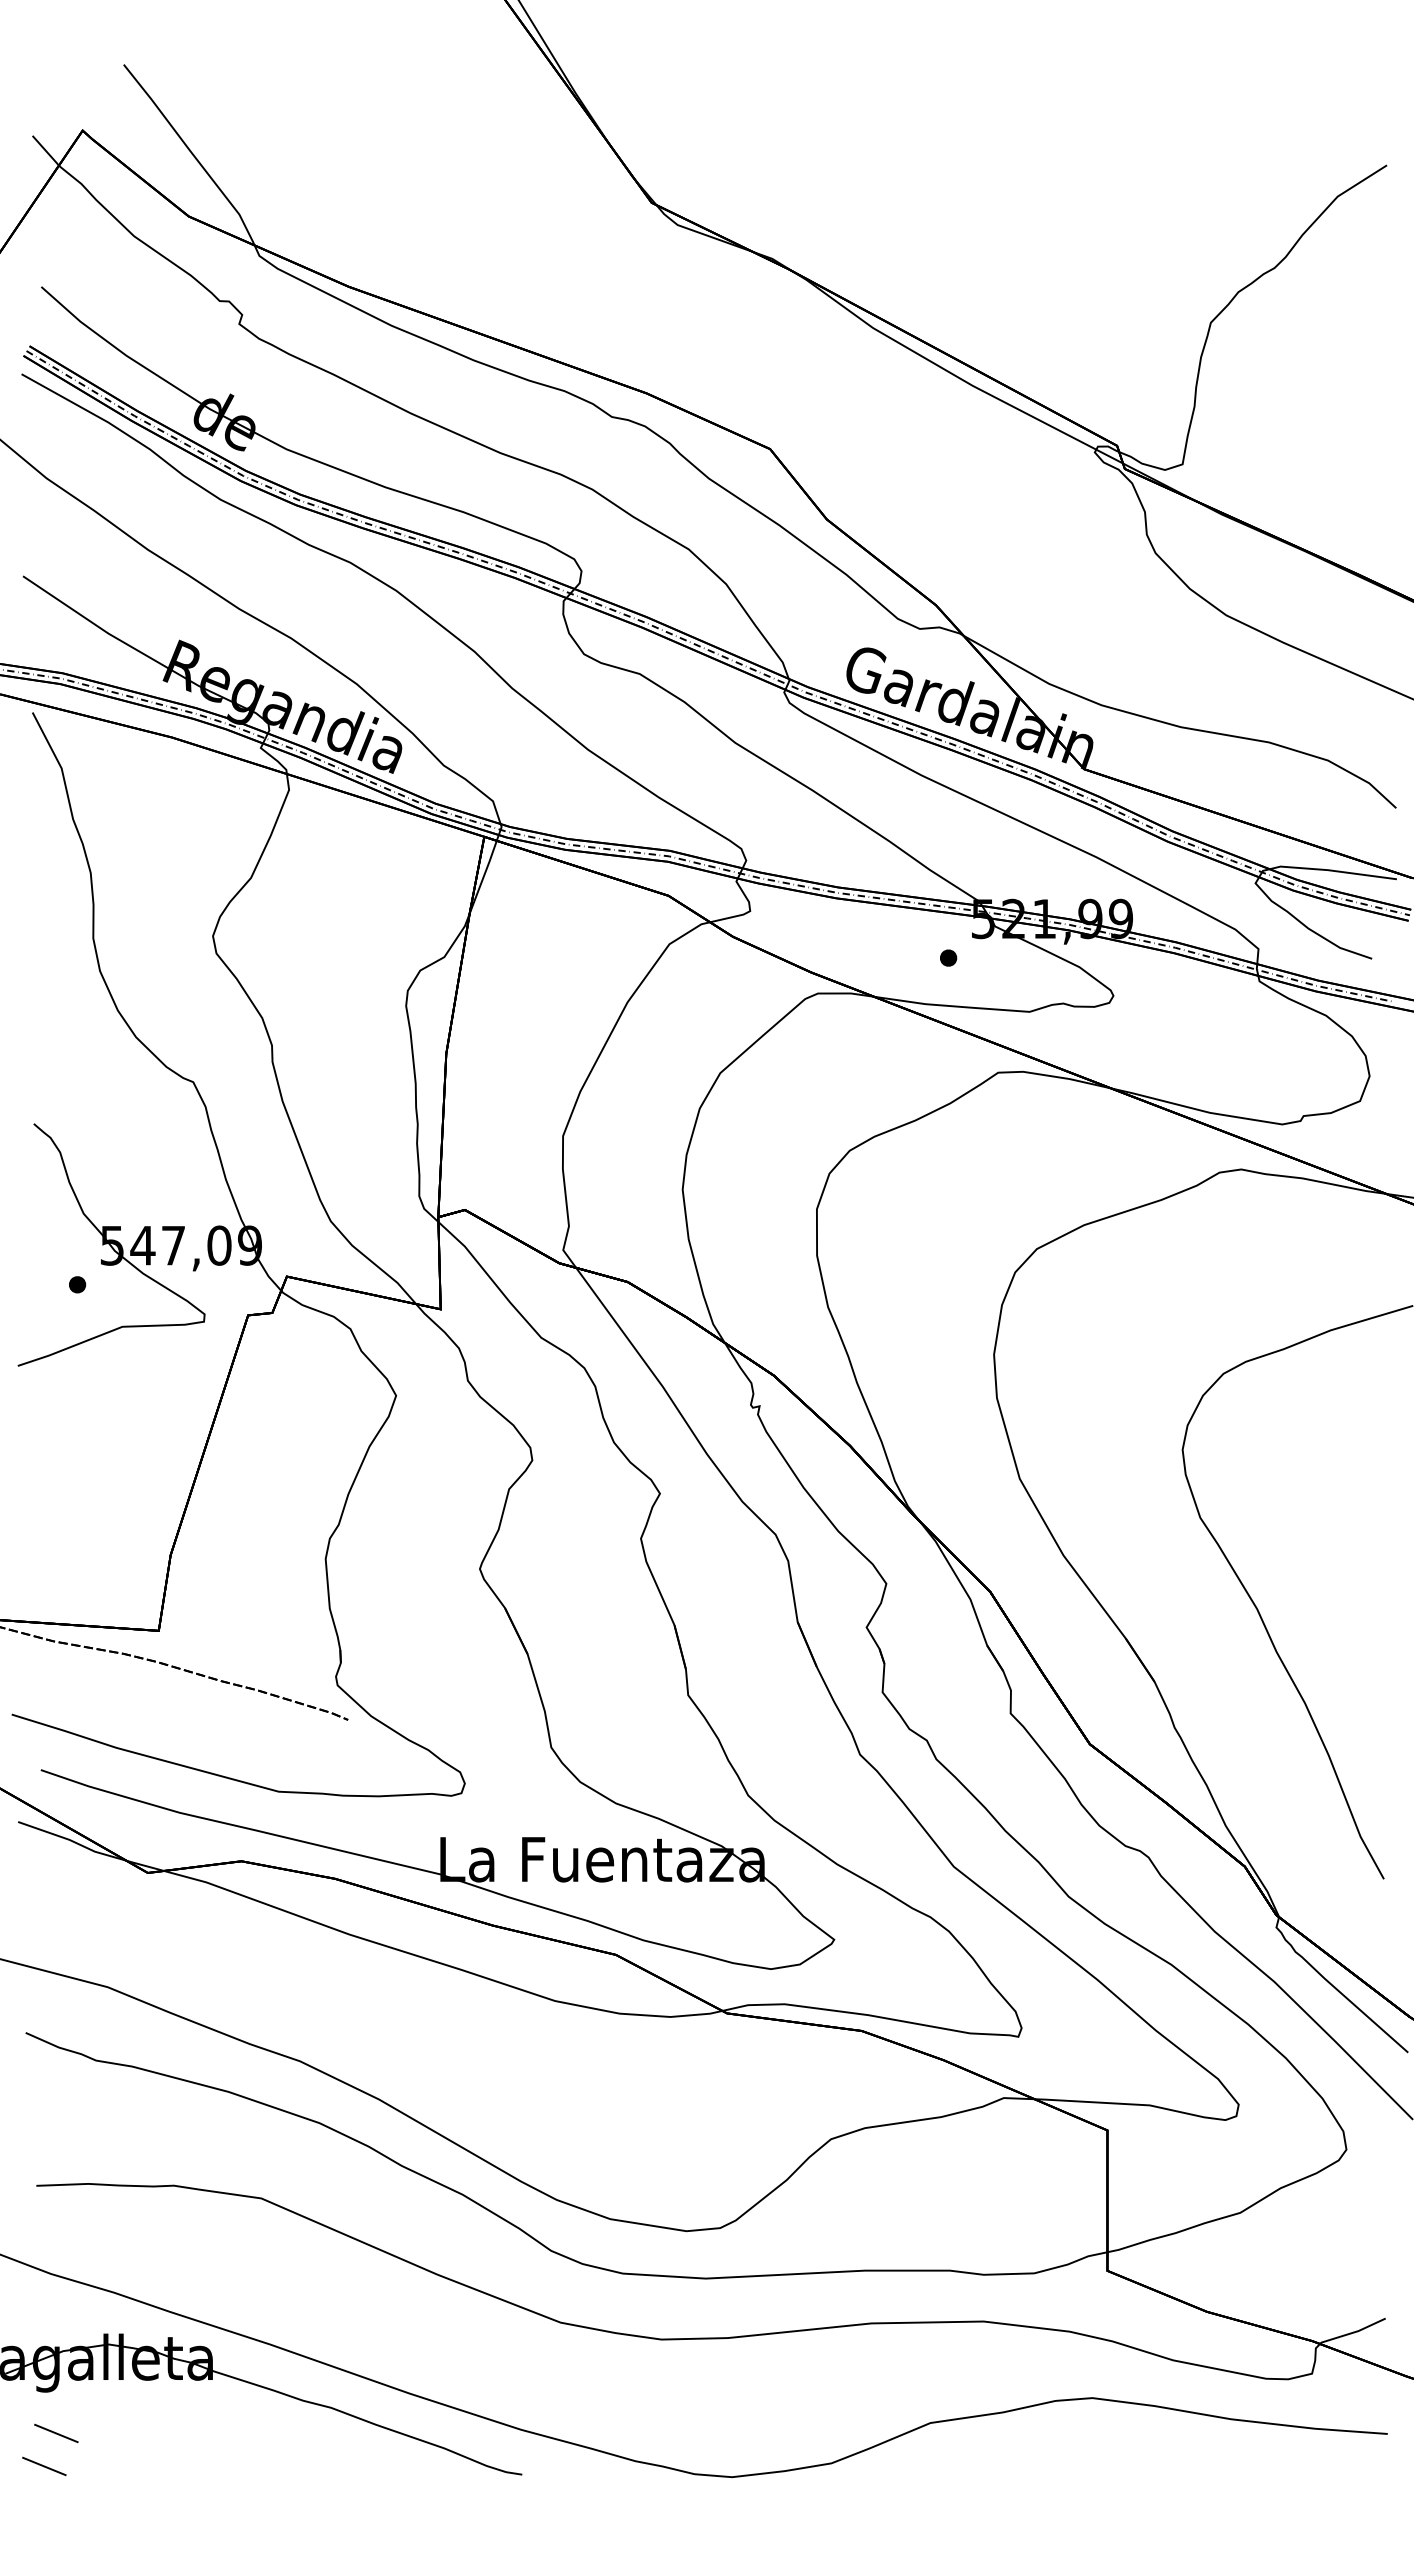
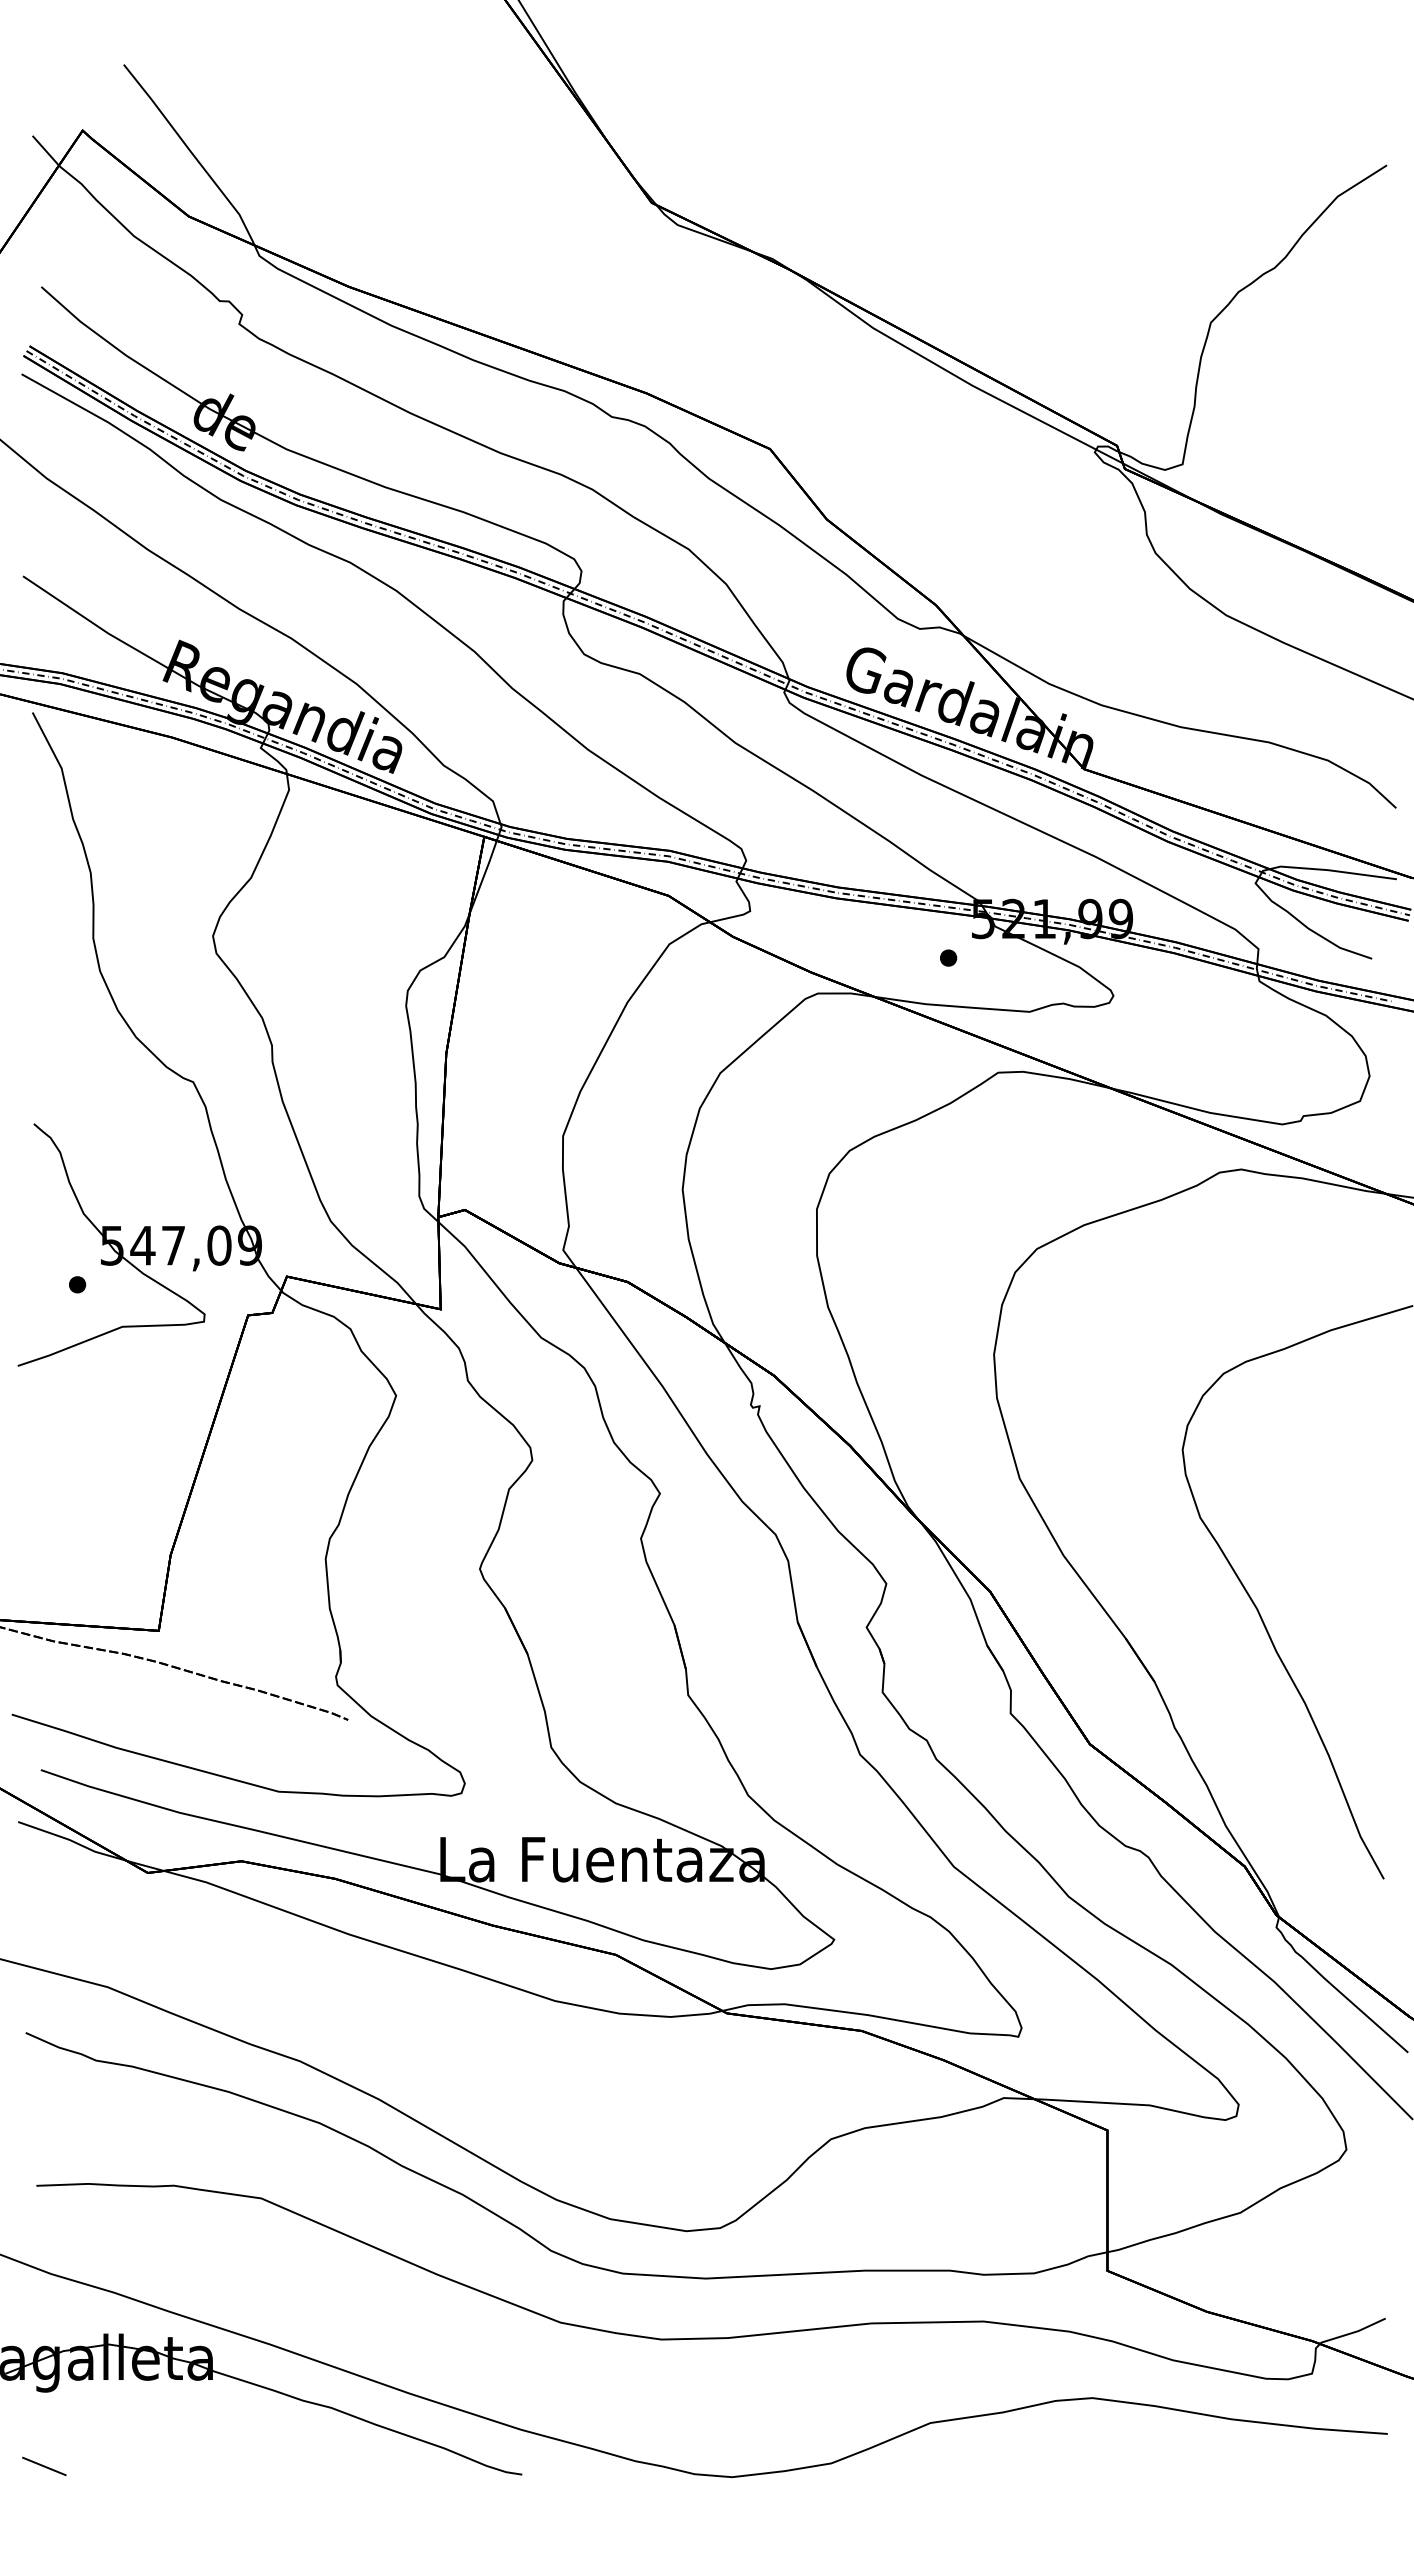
line: present -> none (56, 2432)
